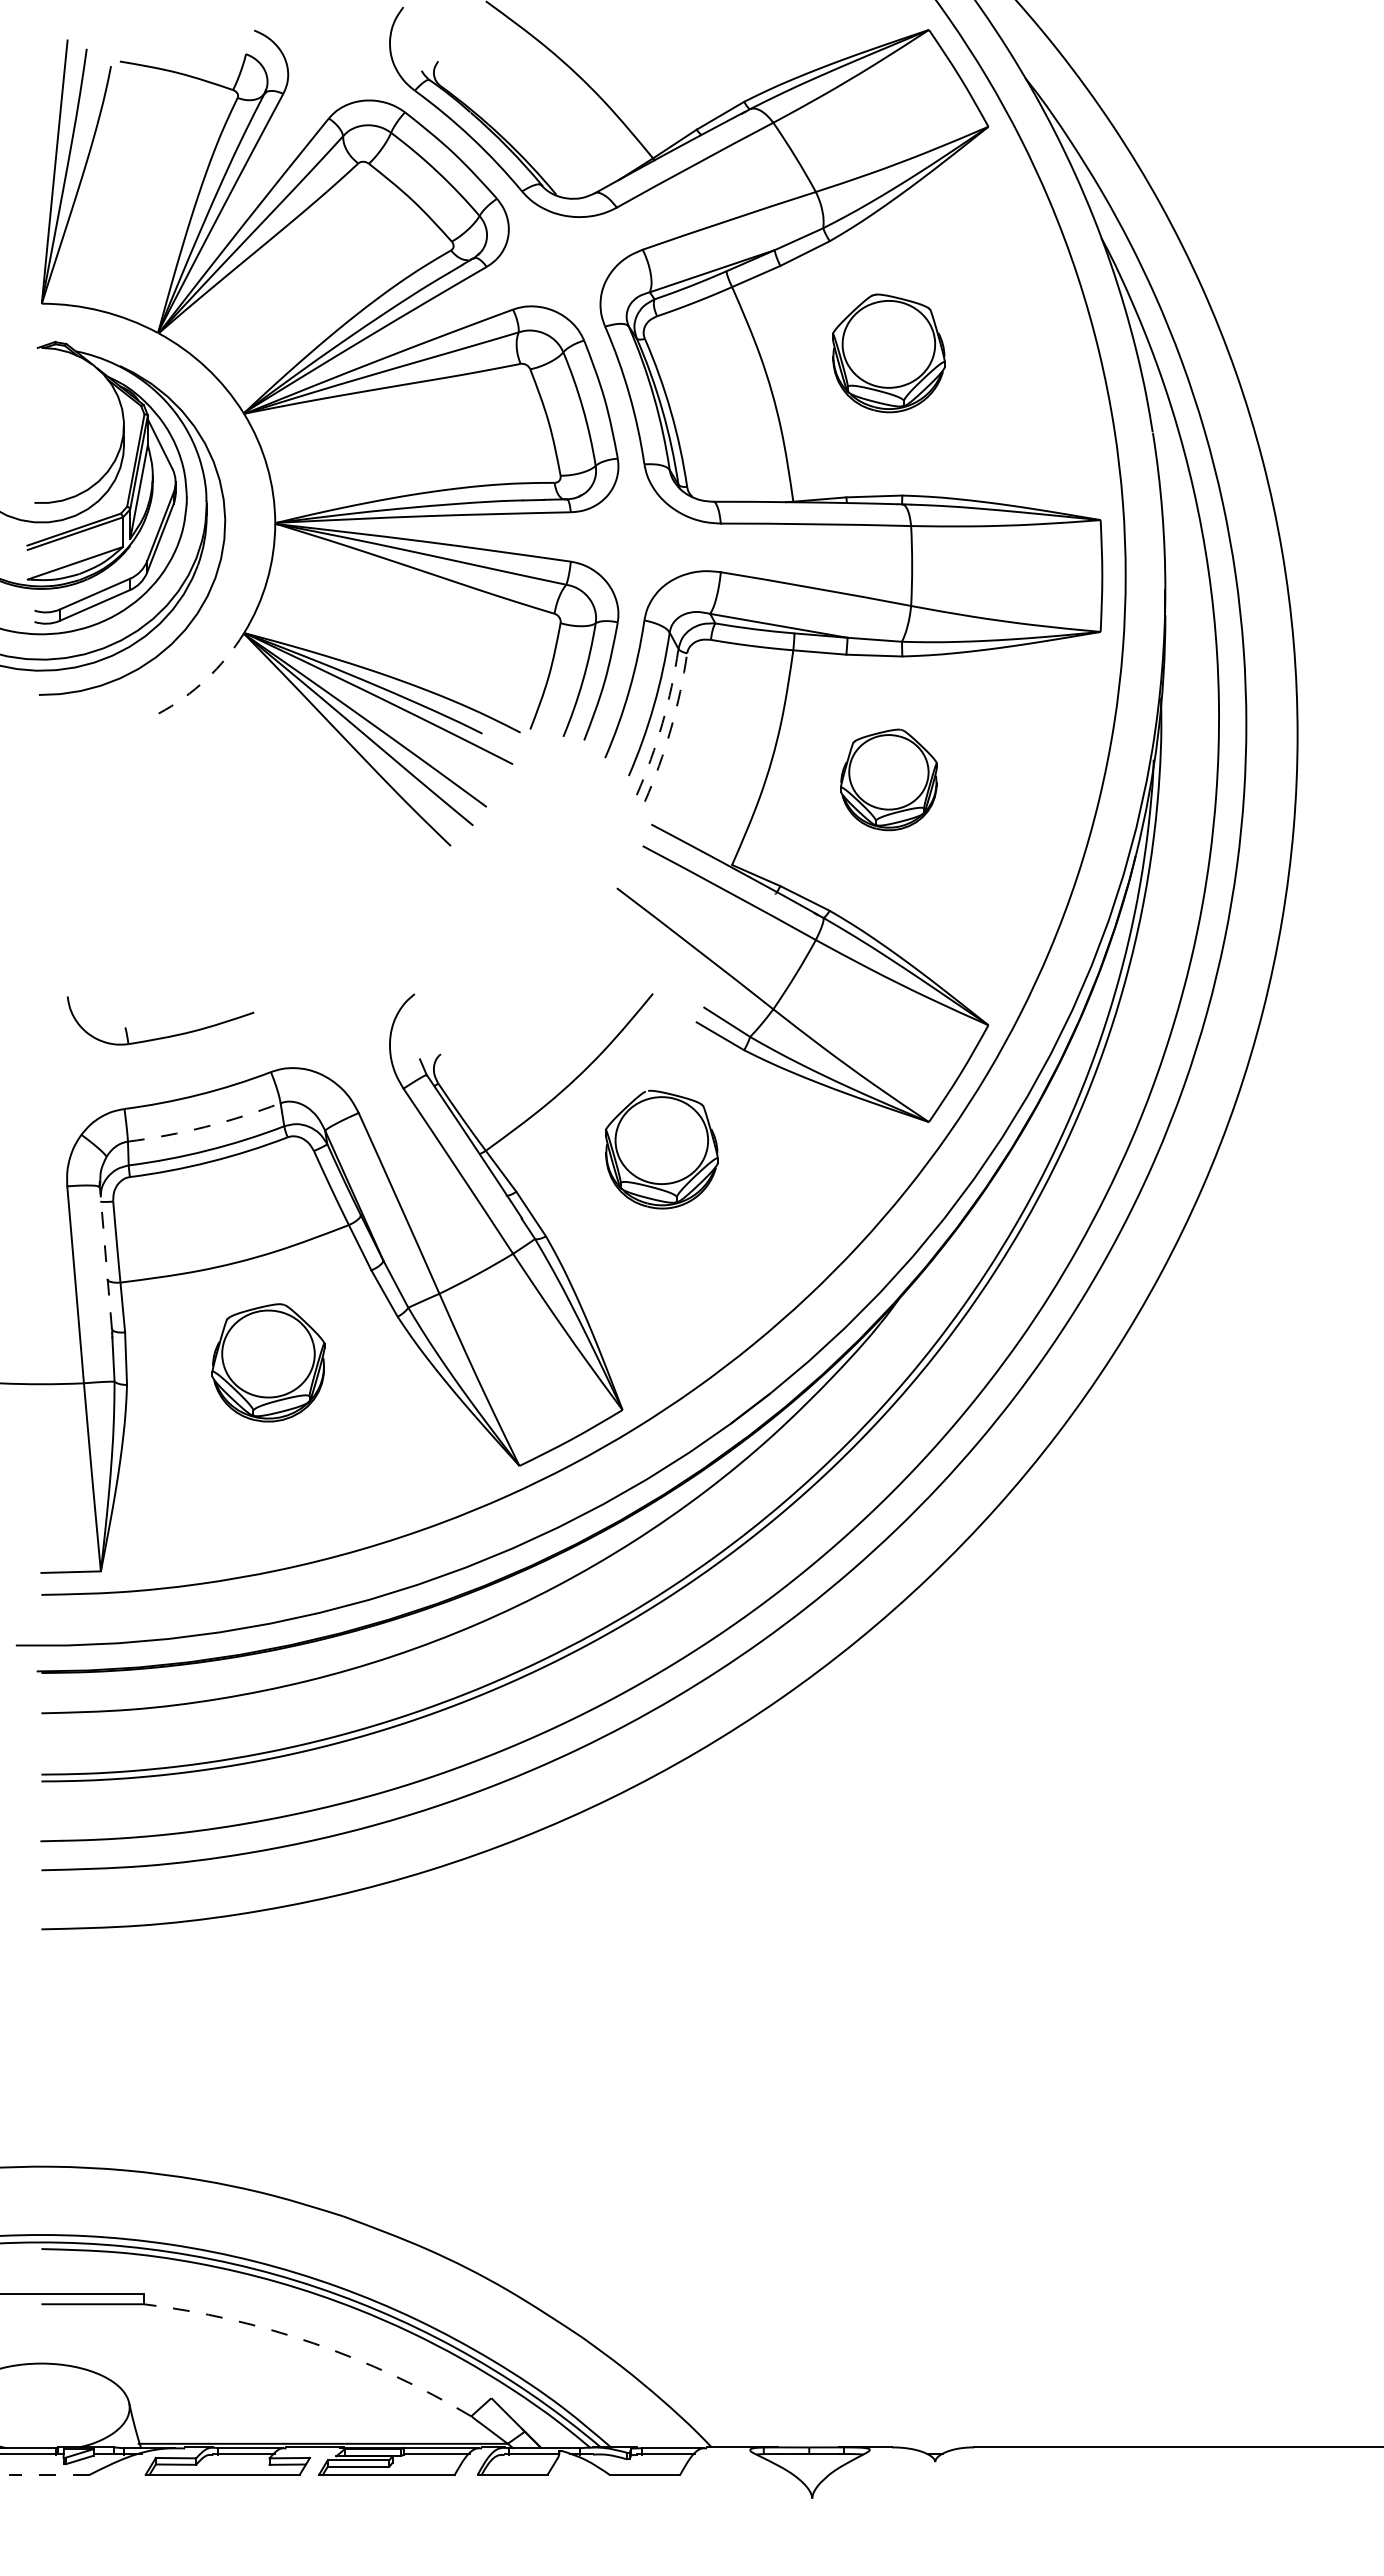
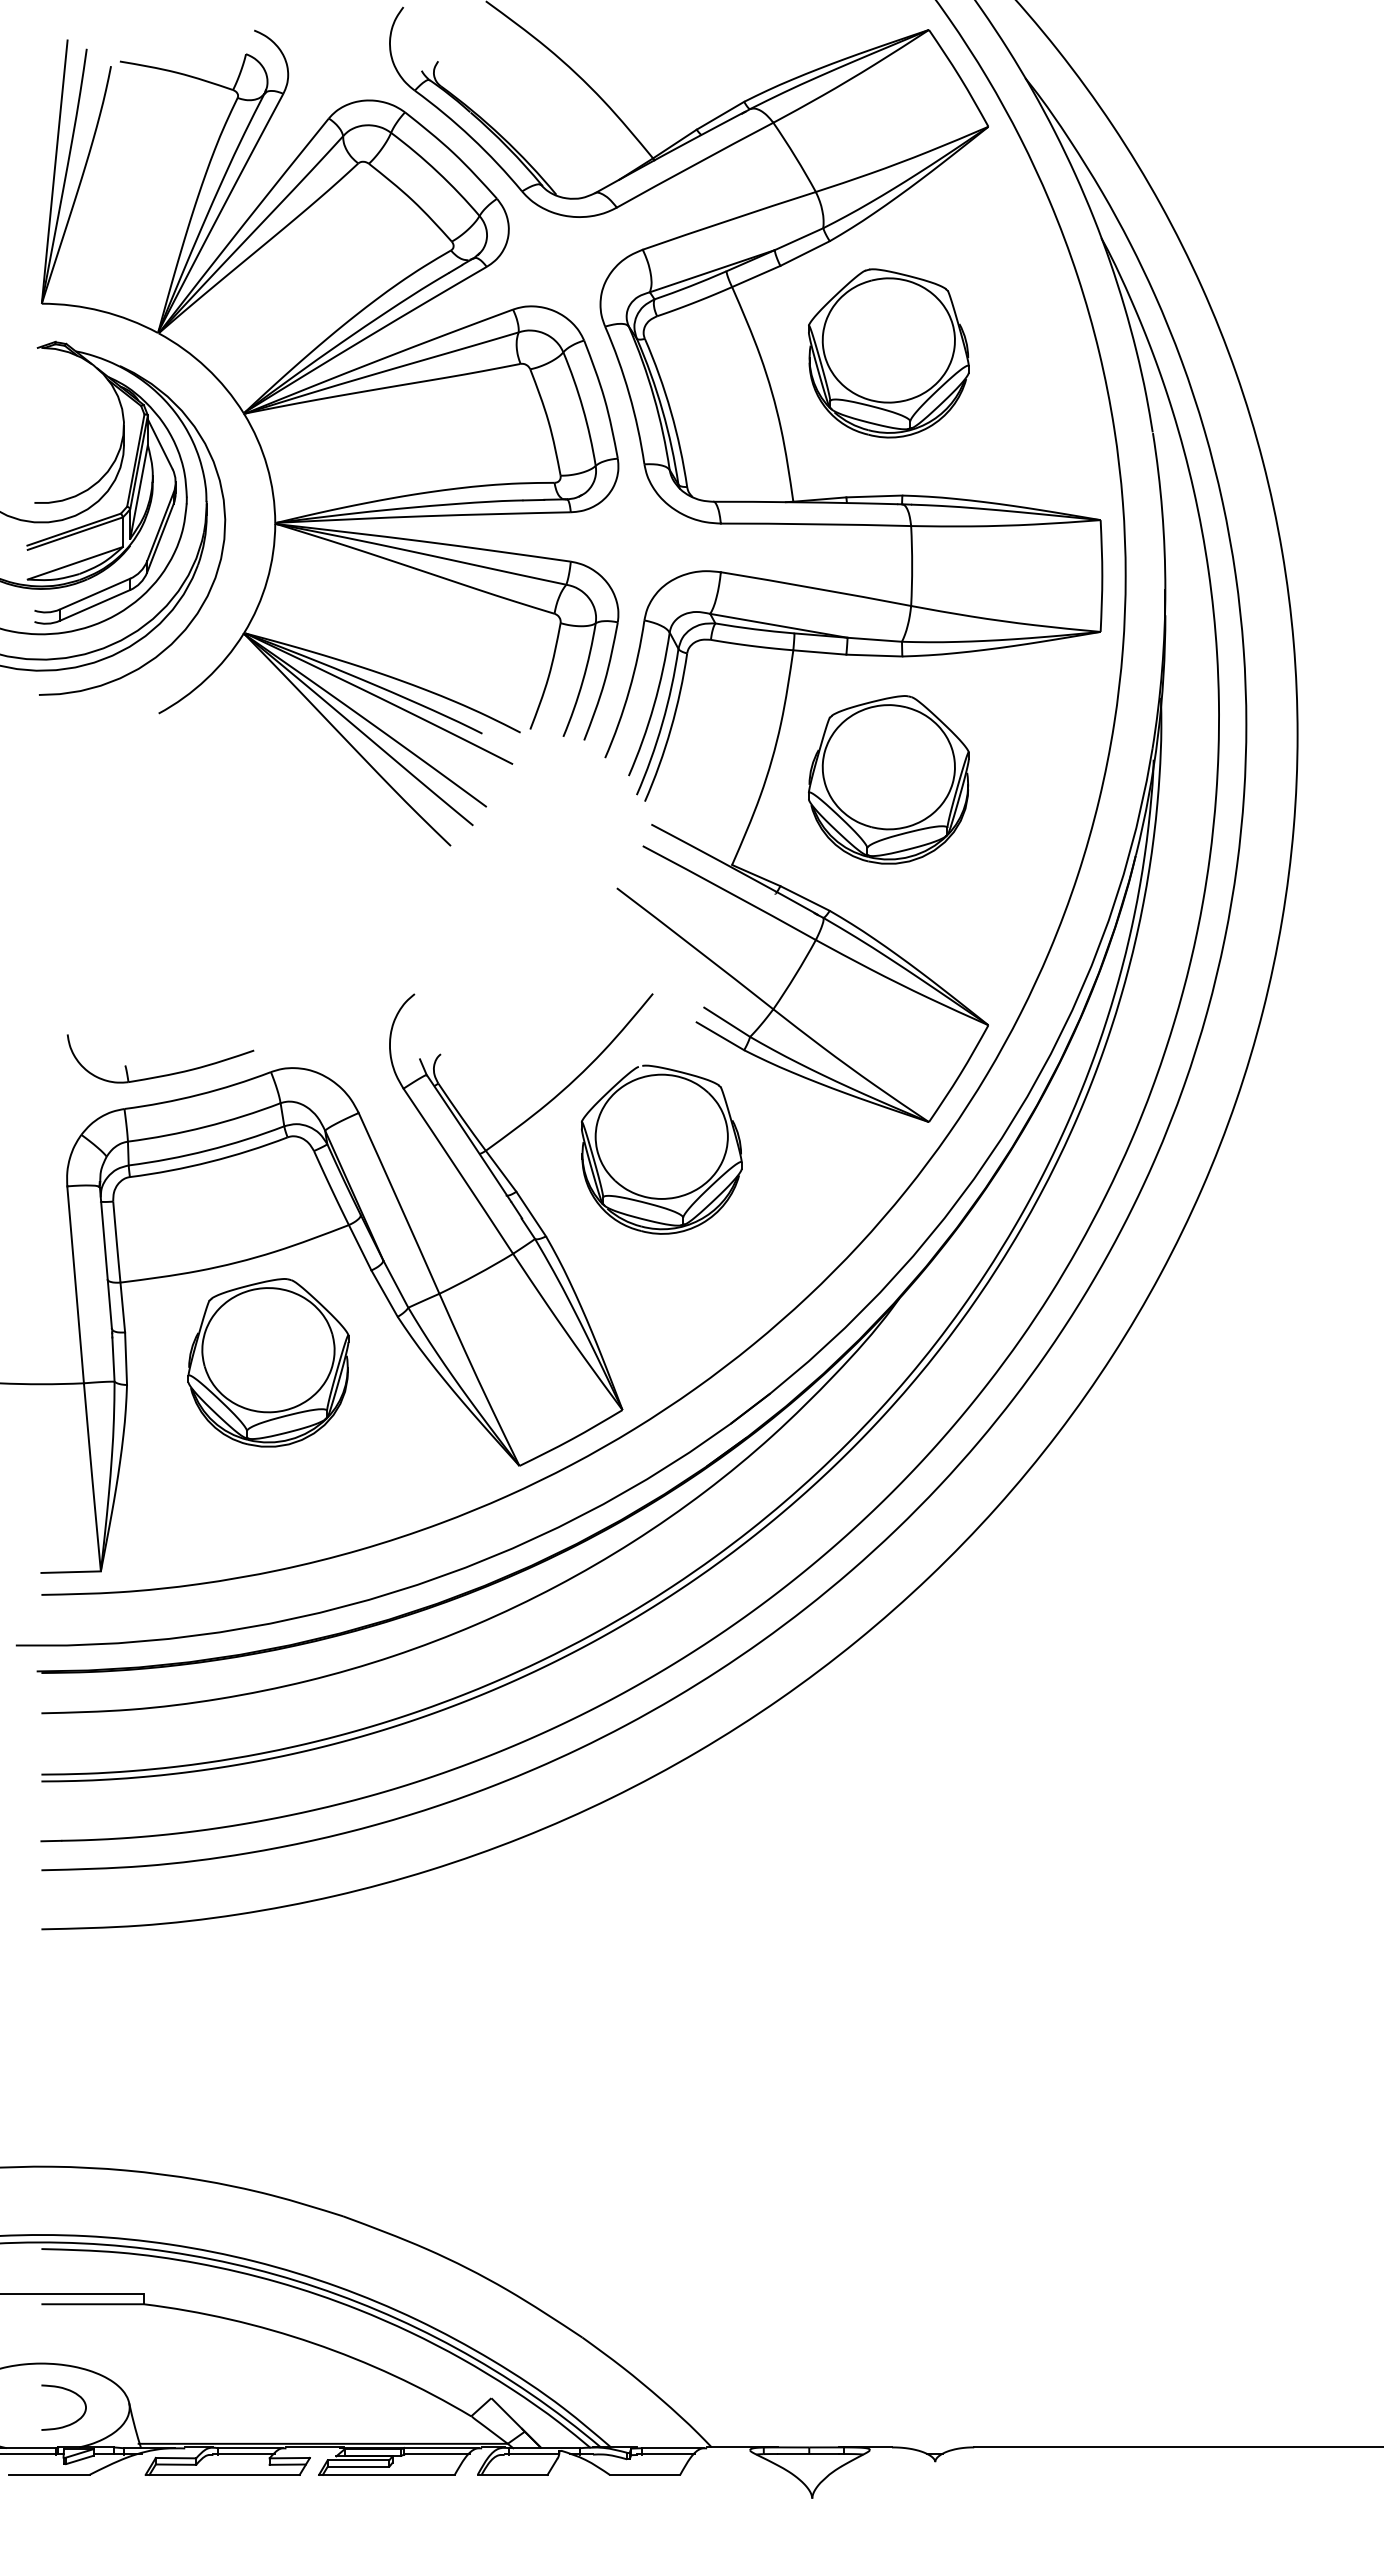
part size: 114x121 px -> 162x171 px (888, 353)
arc: dashed -> solid (206, 679)
arc: dashed -> solid (662, 723)
arc: dashed -> solid (670, 728)
part size: 98x104 px -> 162x170 px (888, 779)
part position: (164, 1036) -> (164, 1074) (164, 1074)
arc: dashed -> solid (205, 1126)
part size: 114x121 px -> 162x171 px (661, 1149)
line: dashed -> solid (105, 1257)
part size: 115x120 px -> 163x170 px (268, 1362)
arc: dashed -> solid (313, 2343)
curve: none -> present (71, 2392)
line: dashed -> solid (49, 2474)
